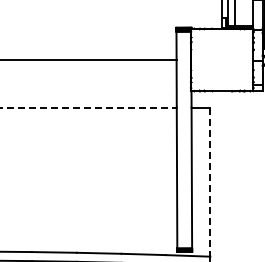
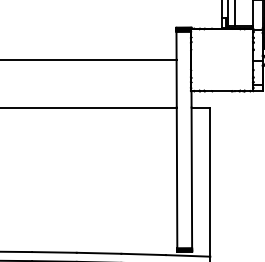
line: dashed -> solid (88, 107)
line: dashed -> solid (210, 182)
